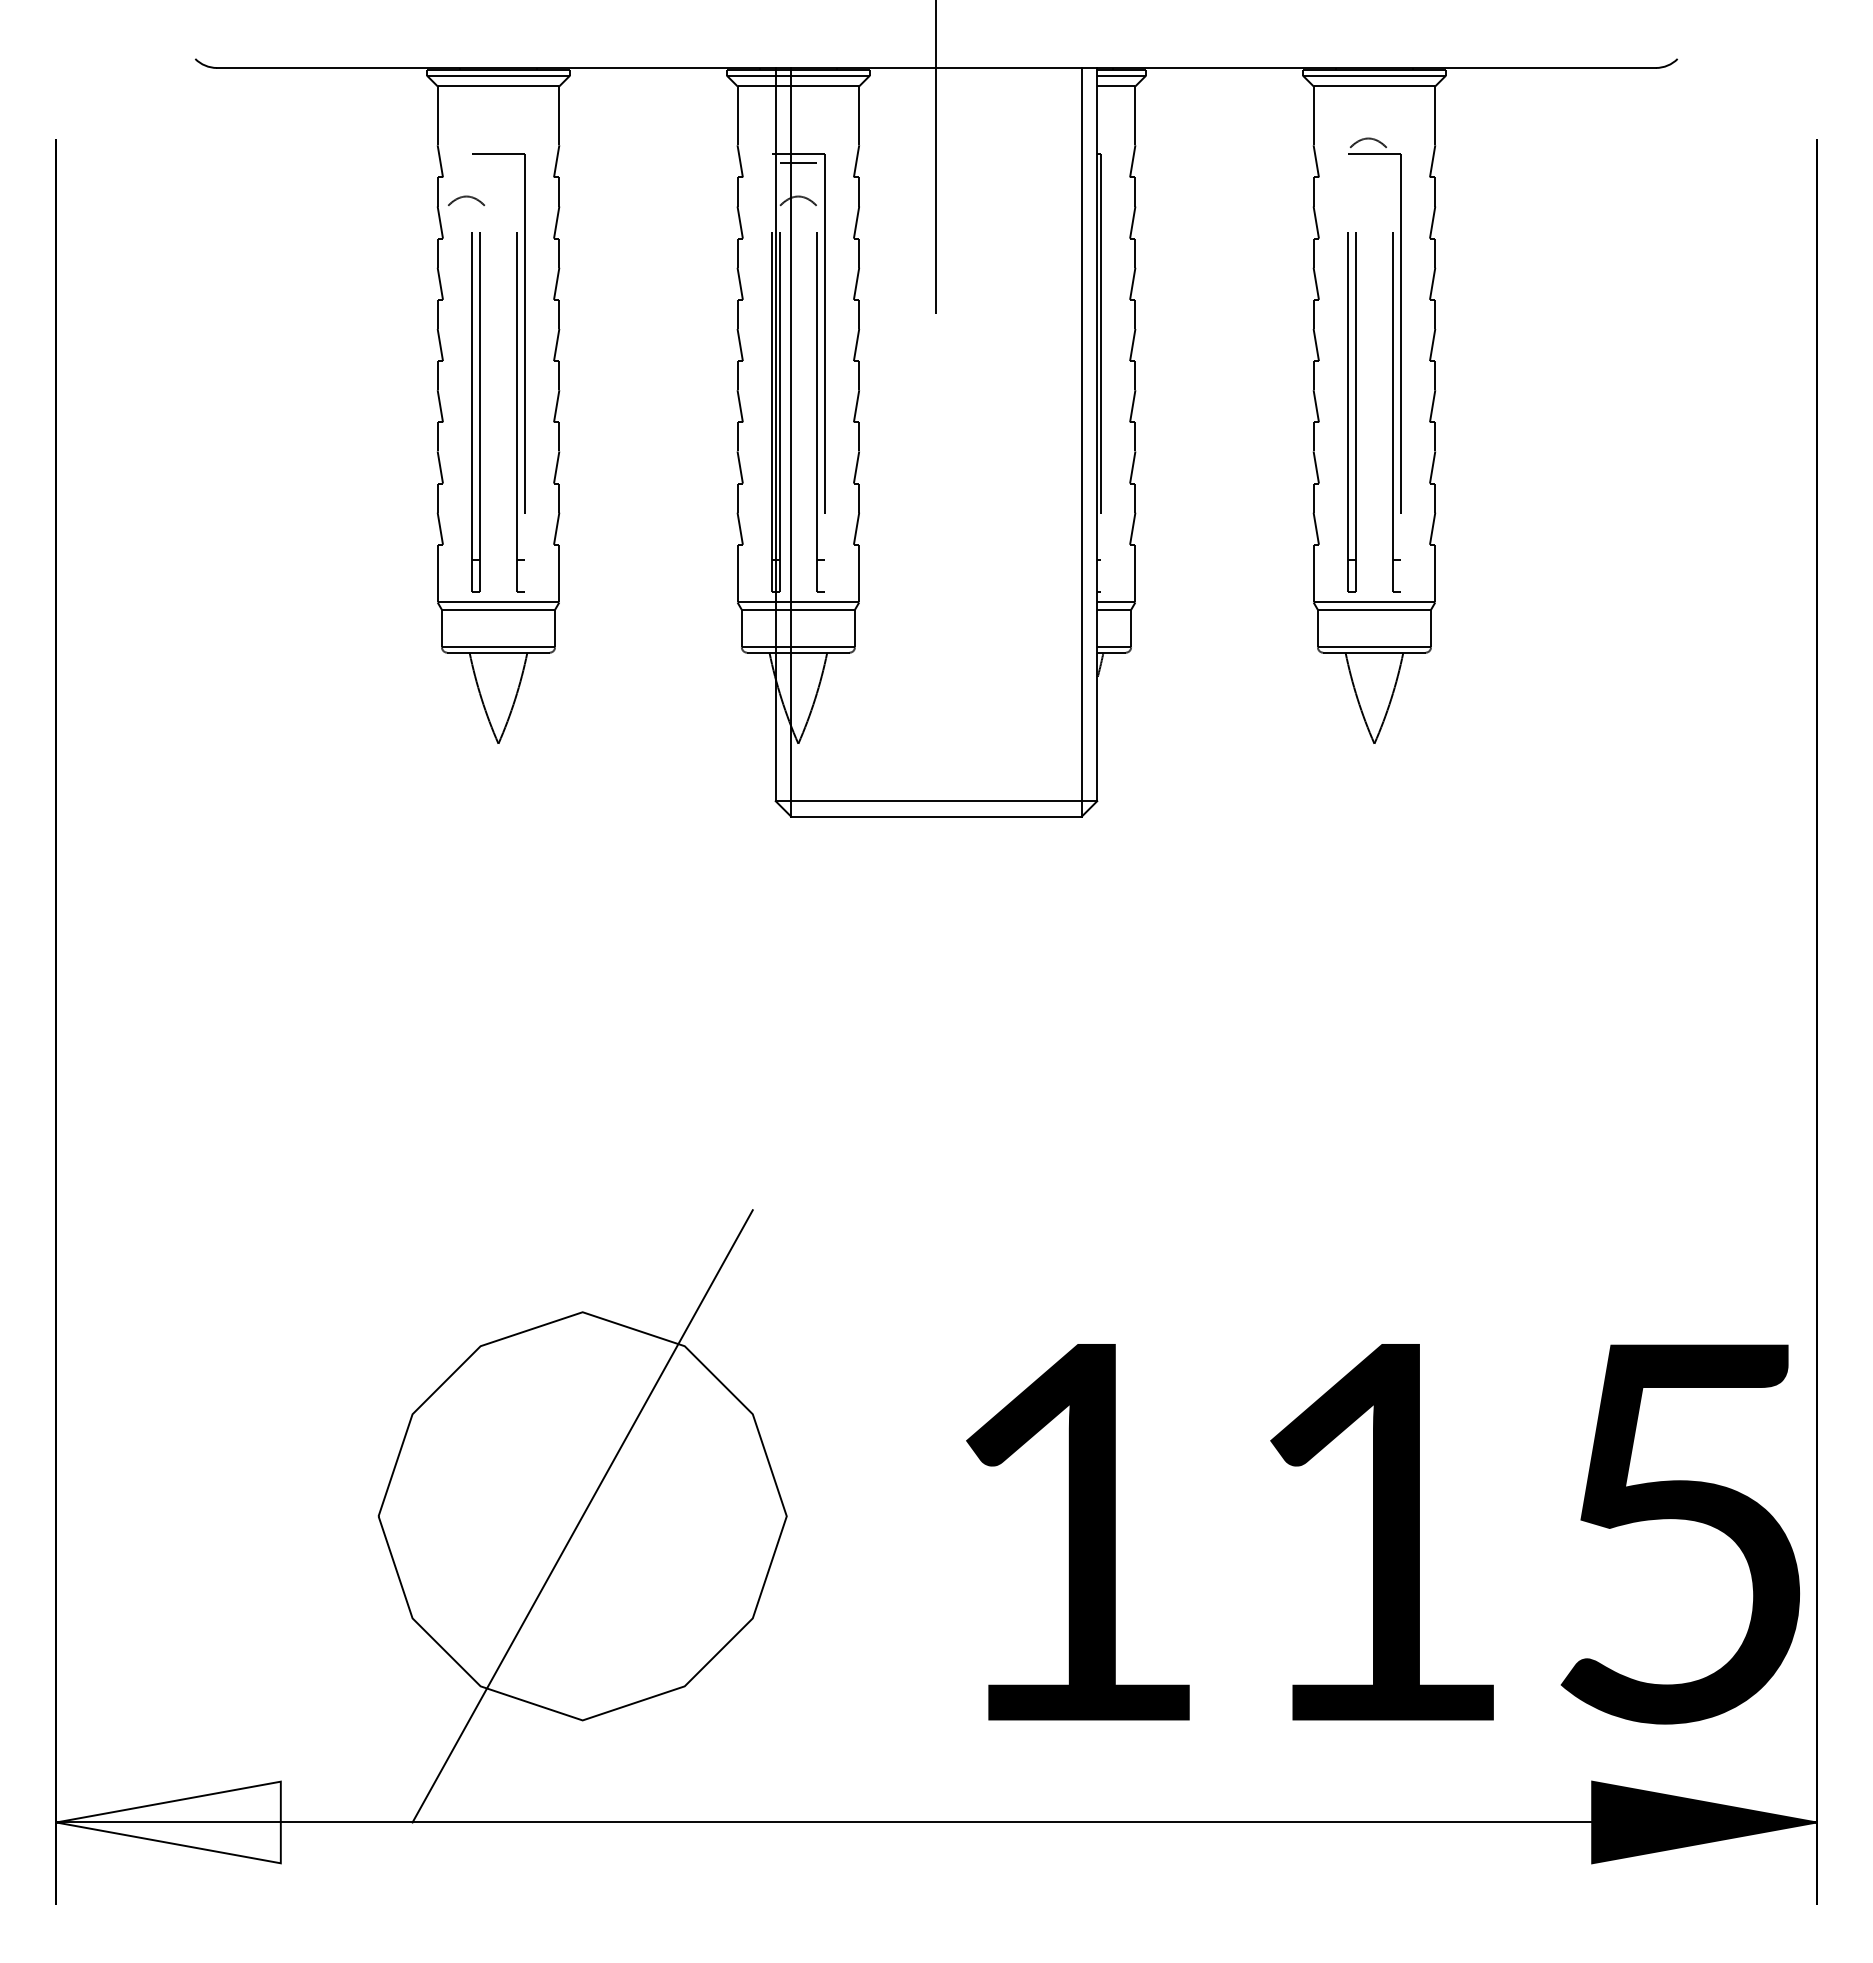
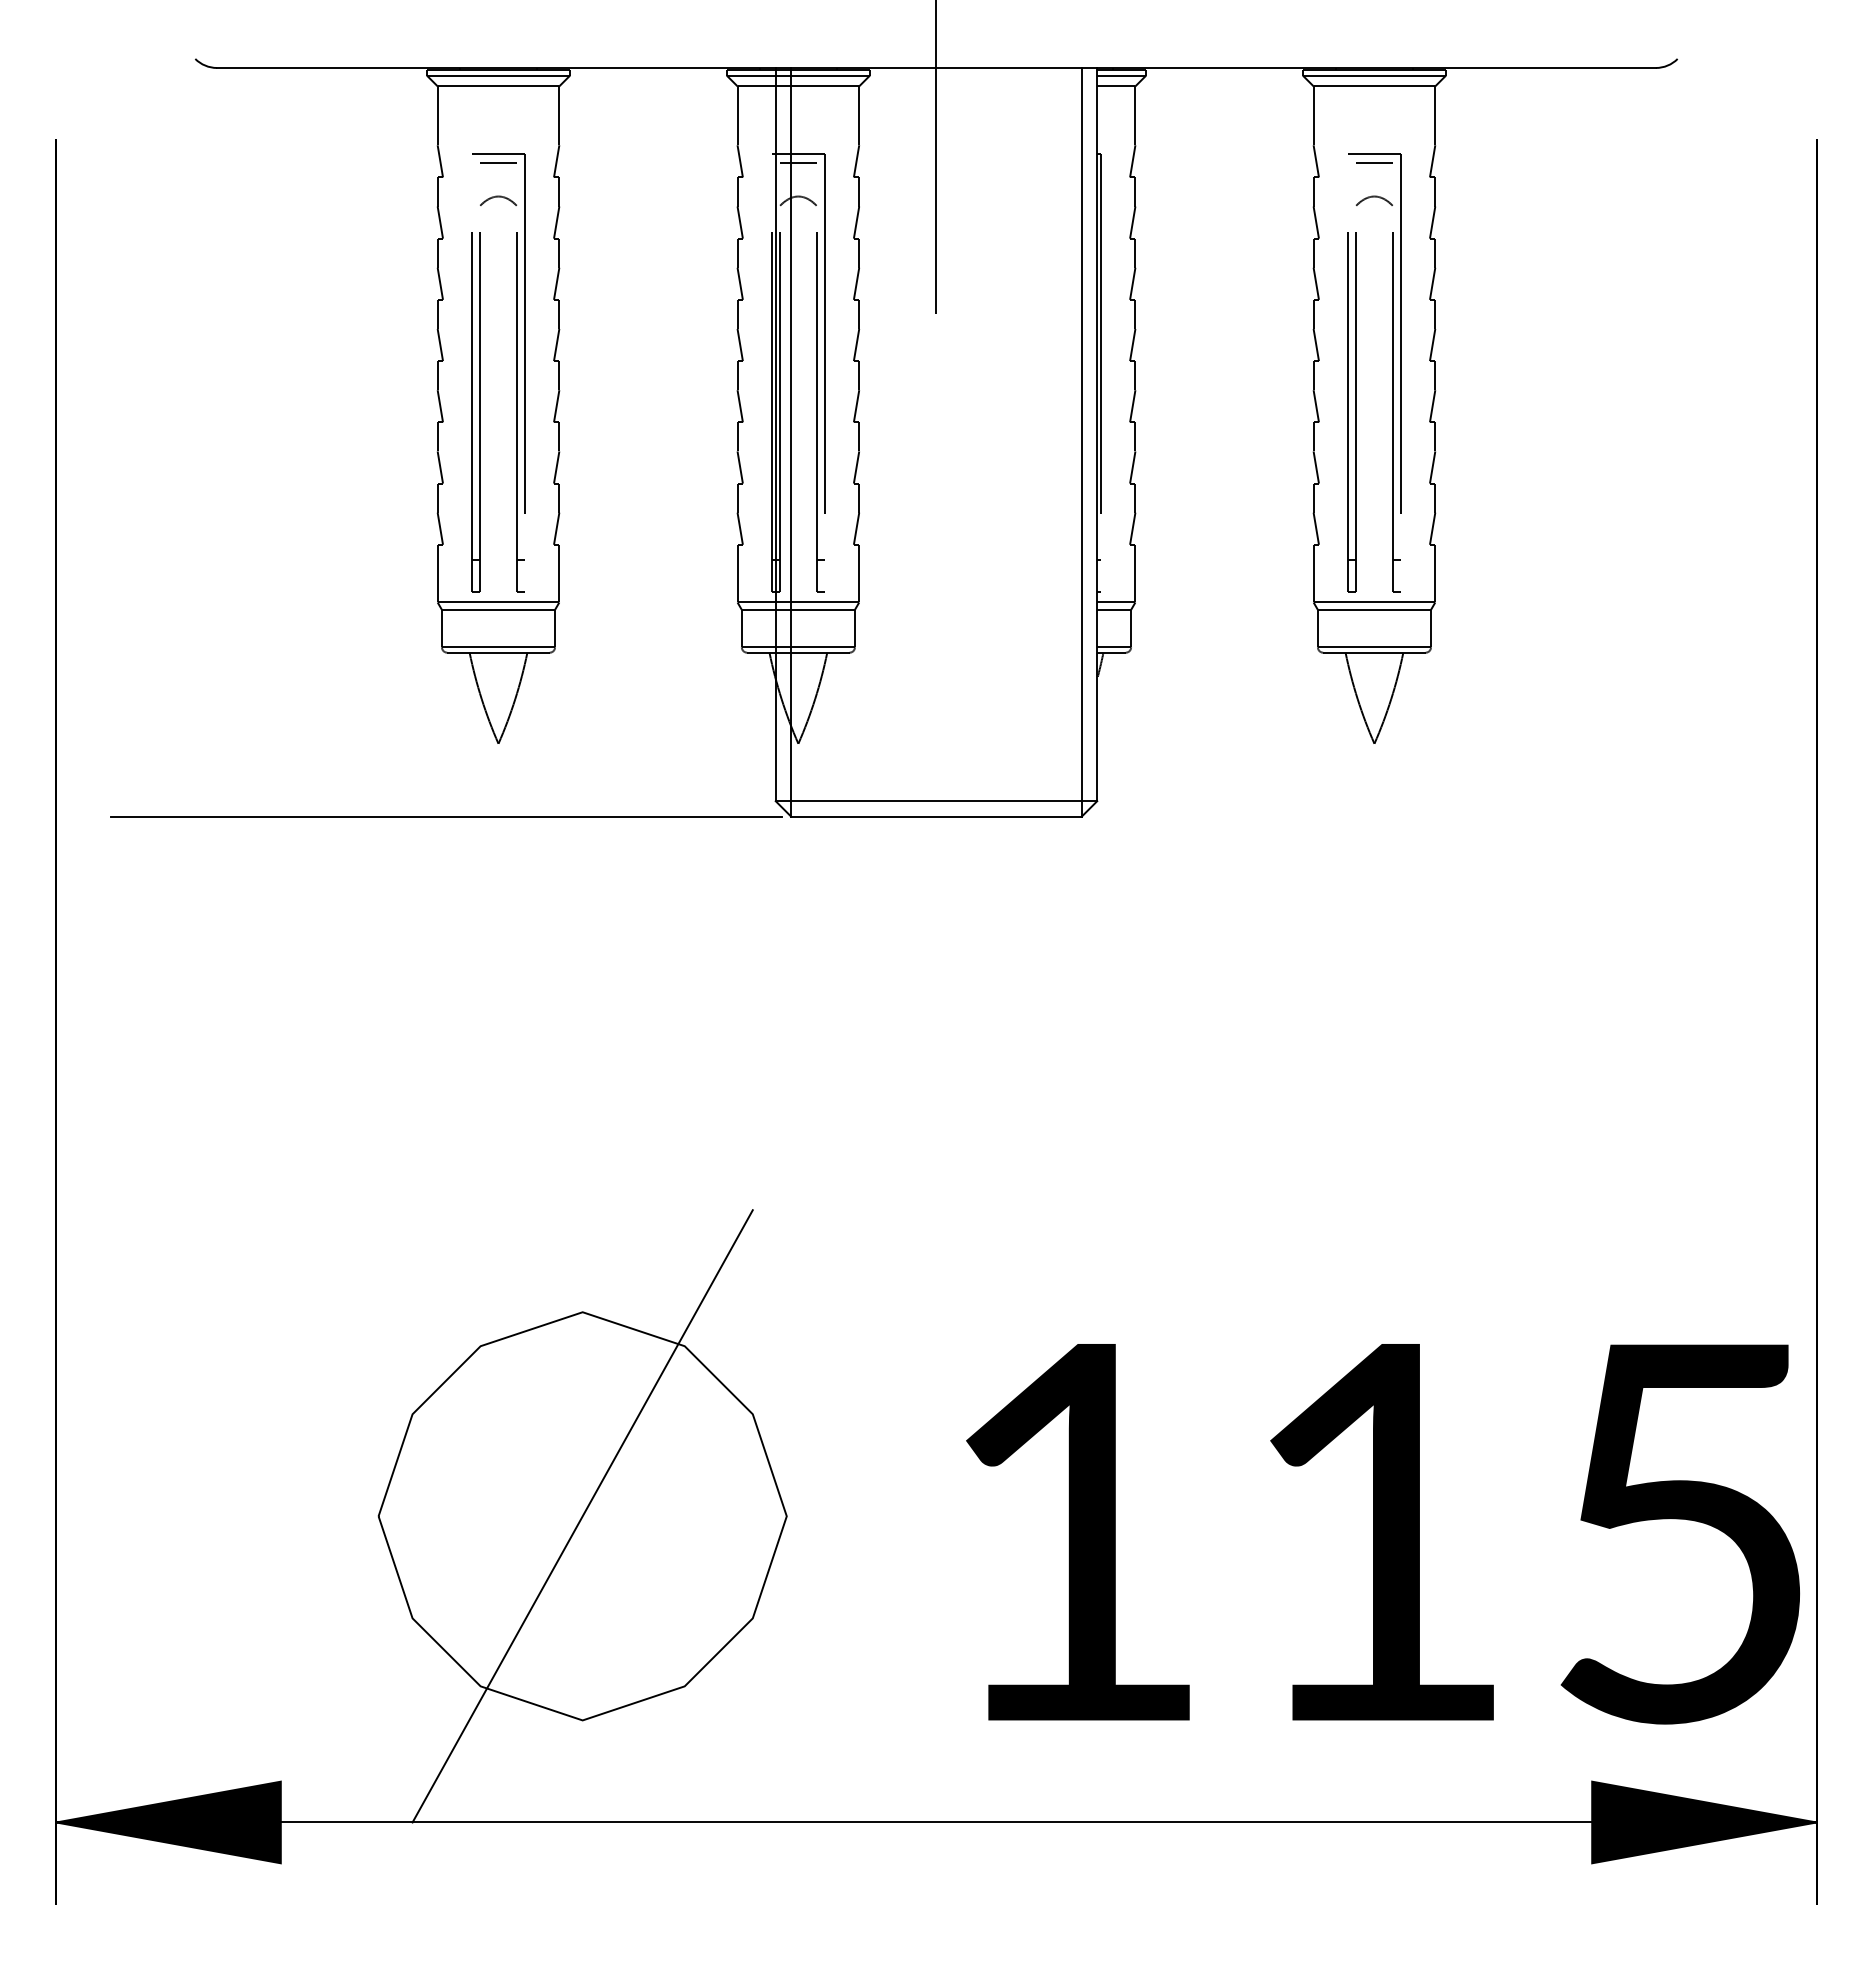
curve position: (1367, 139) -> (1373, 197) (1373, 197)
line: none -> present (498, 162)
line: none -> present (1374, 162)
curve position: (466, 197) -> (498, 197) (498, 197)
line: none -> present (446, 816)
fill: none -> present (168, 1822)
